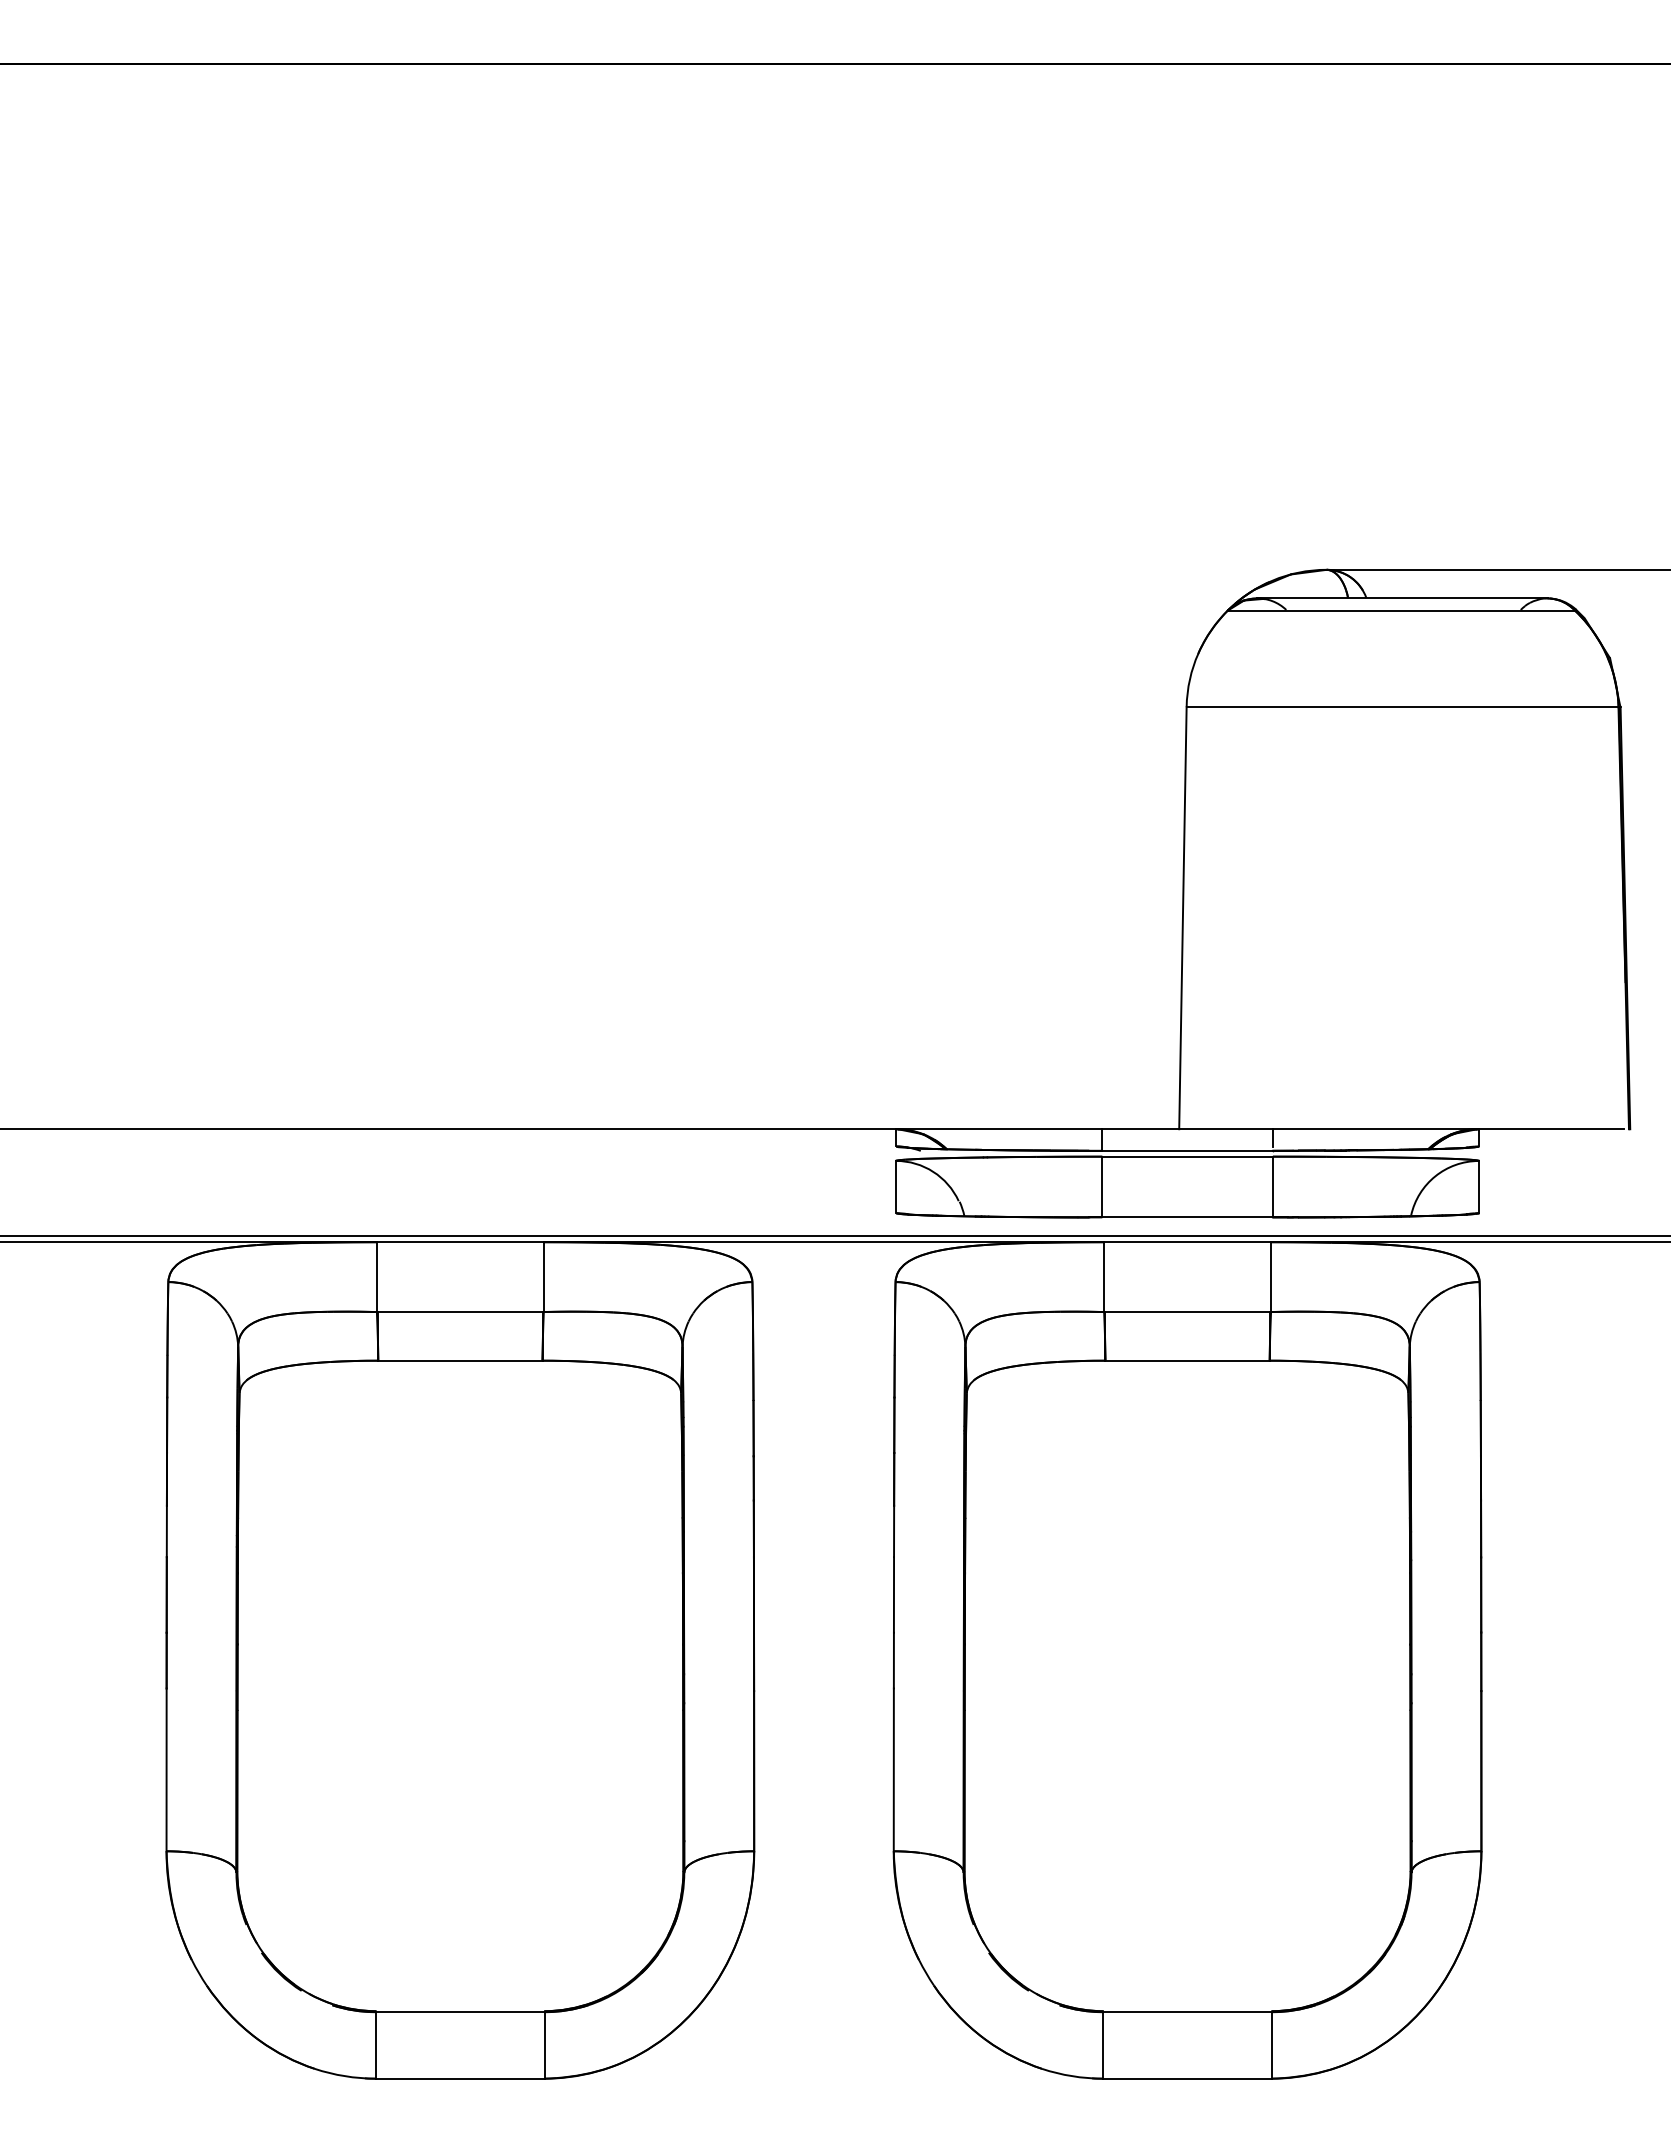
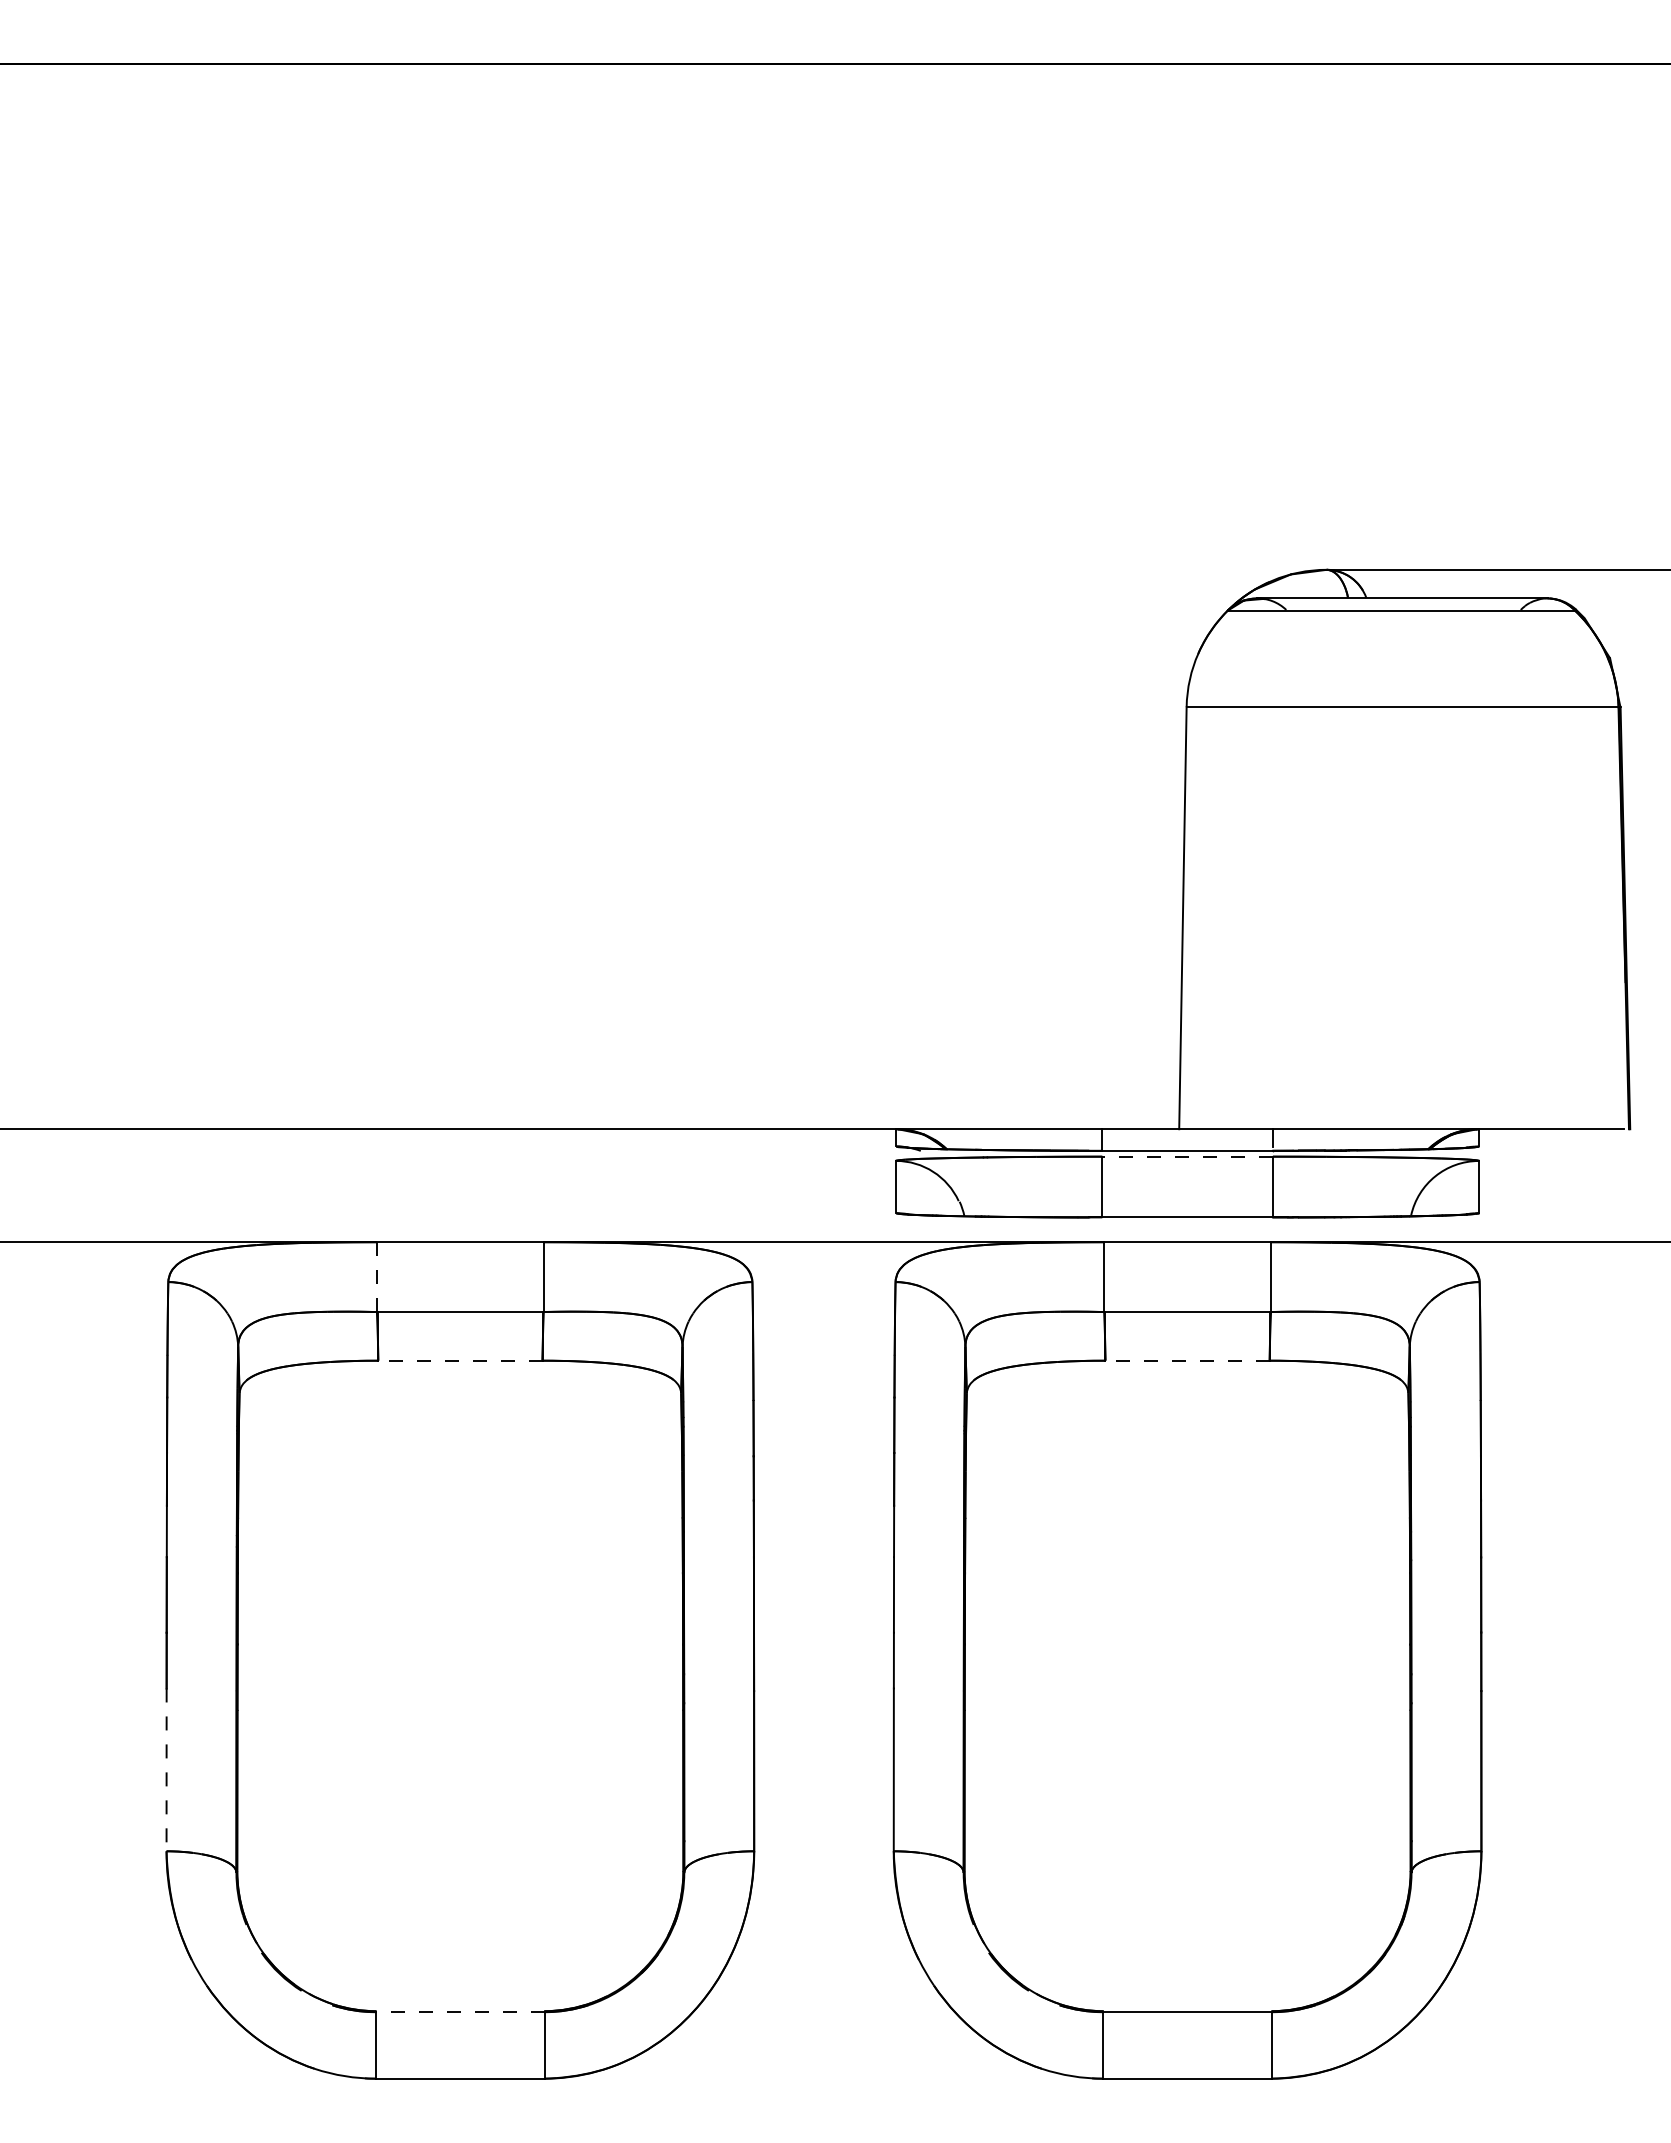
line: solid -> dashed (1187, 1156)
line: present -> none (834, 1235)
line: solid -> dashed (376, 1277)
line: solid -> dashed (460, 1360)
line: solid -> dashed (1187, 1360)
line: solid -> dashed (166, 1770)
line: solid -> dashed (459, 2012)
